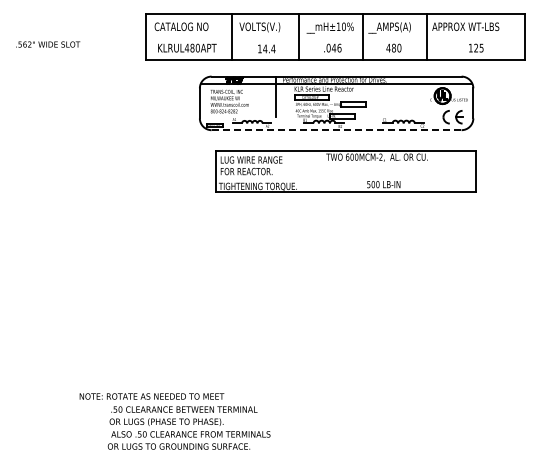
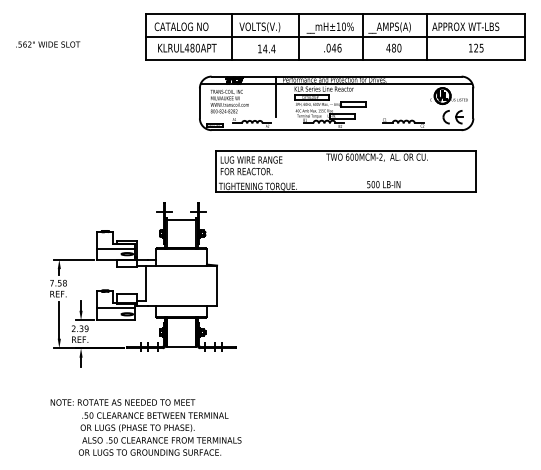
line: none -> present (335, 37)
line: dashed -> solid (336, 130)
part: none -> present (143, 284)
text position: (174, 421) -> (145, 427) (145, 427)
